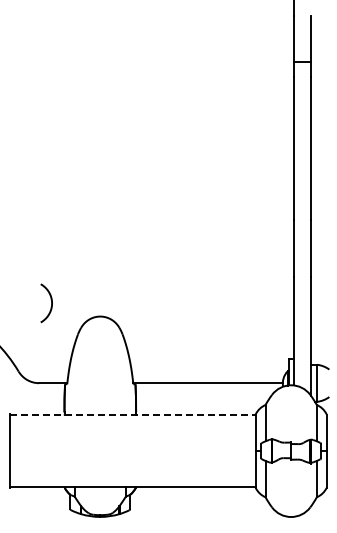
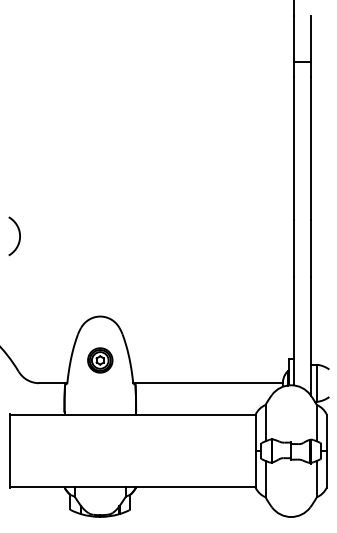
curve position: (51, 303) -> (19, 236) (19, 236)
part: none -> present (100, 360)
line: dashed -> solid (133, 415)
